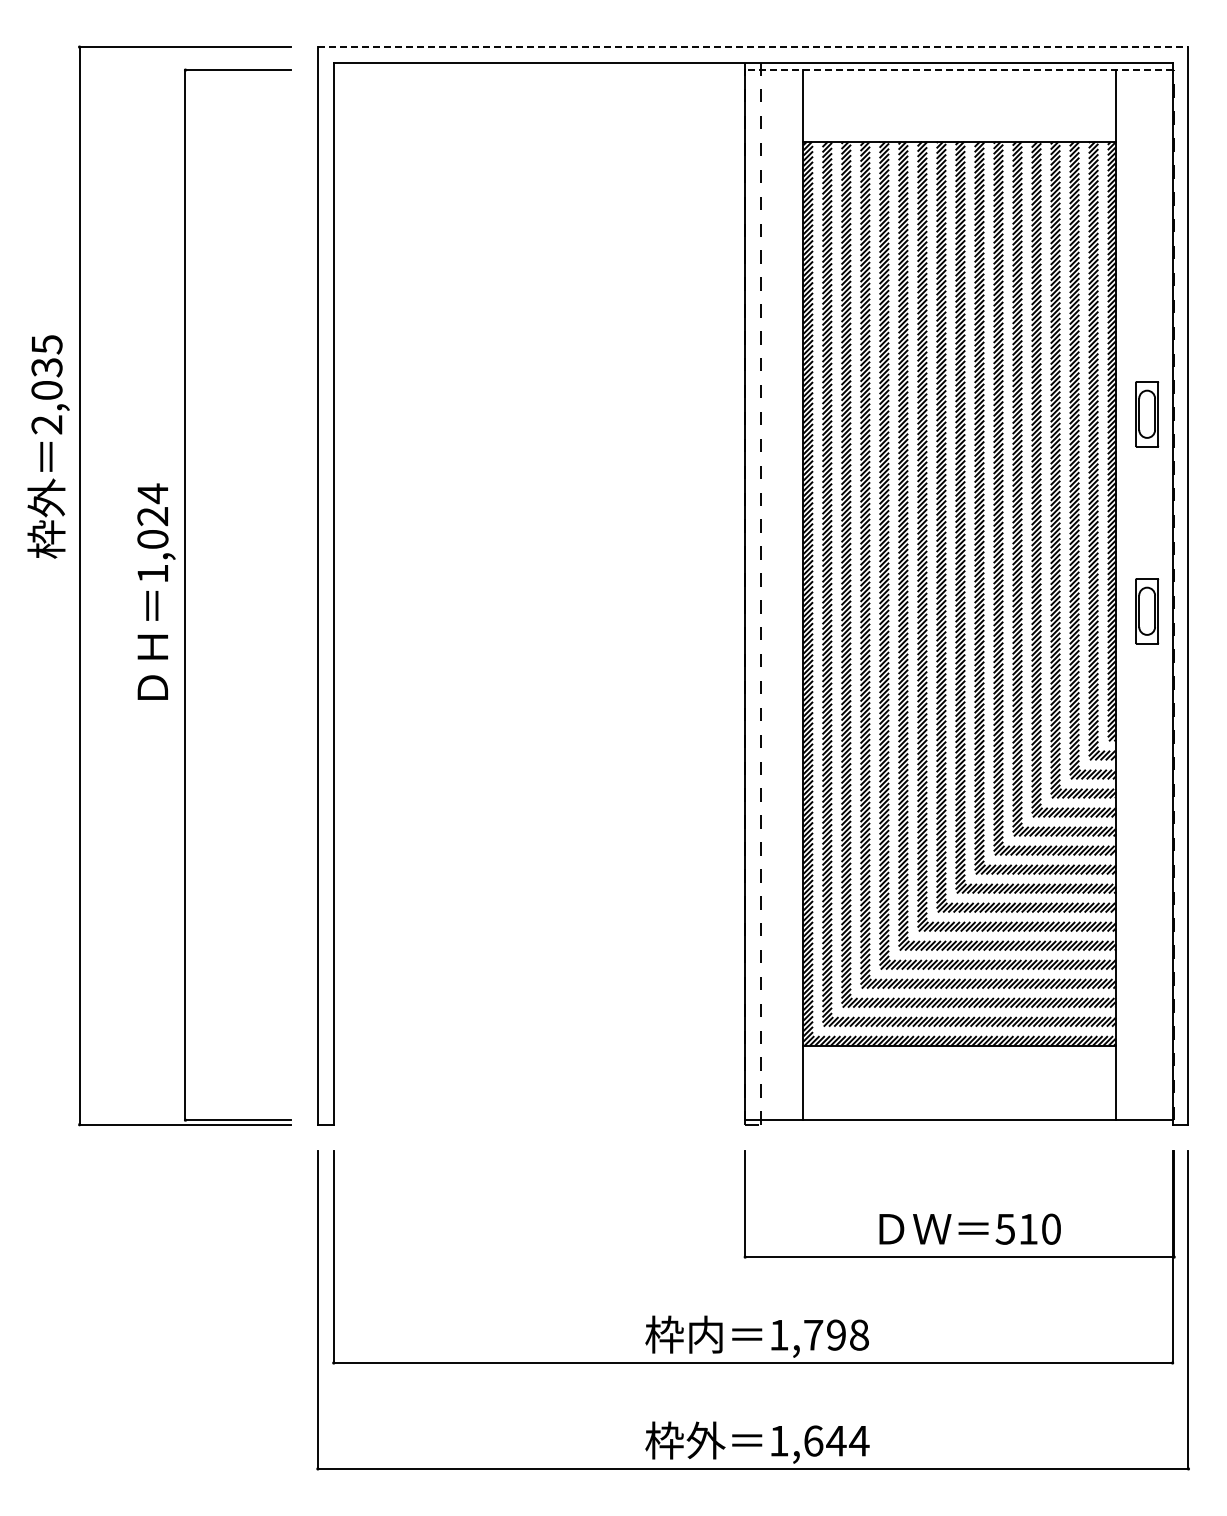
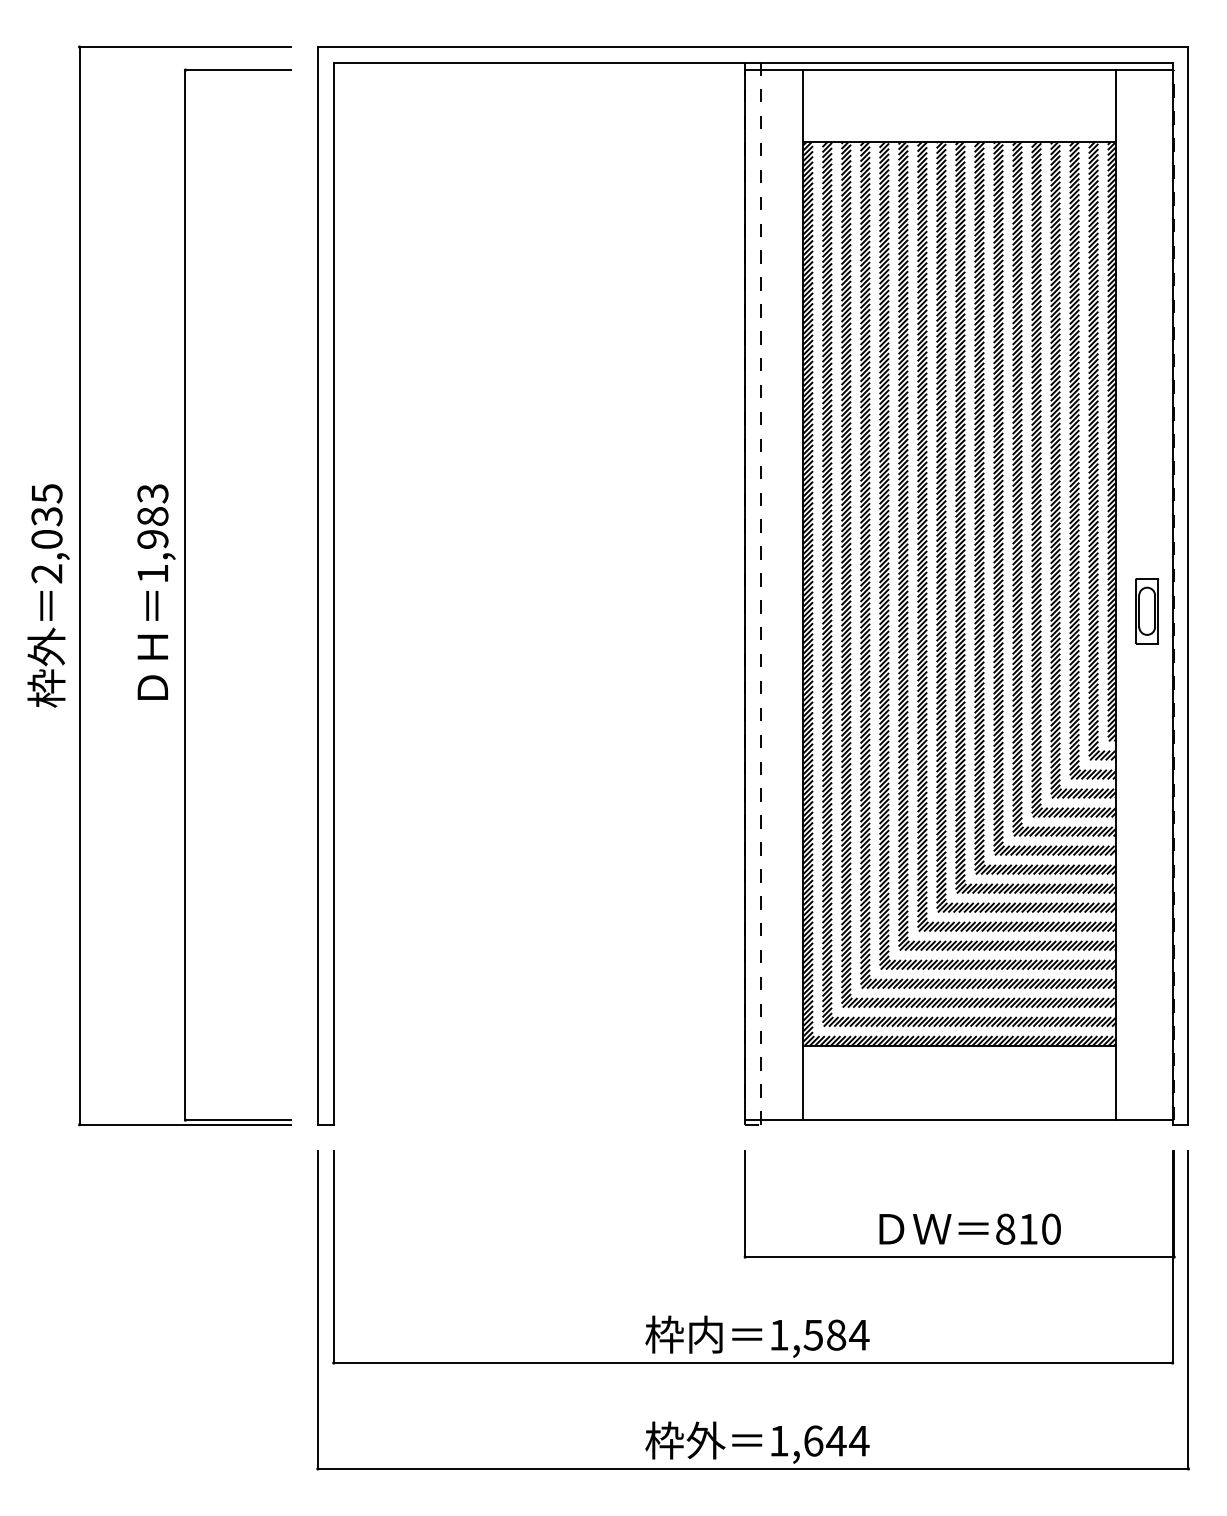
line: dashed -> solid (753, 47)
line: dashed -> solid (958, 70)
part: present -> none (1147, 414)
text position: (48, 446) -> (48, 595) (48, 595)
text: 1,024 -> 1,983 (152, 515)
text: 510 -> 810 (1005, 1228)
text: 1,798 -> 1,584 (836, 1334)
